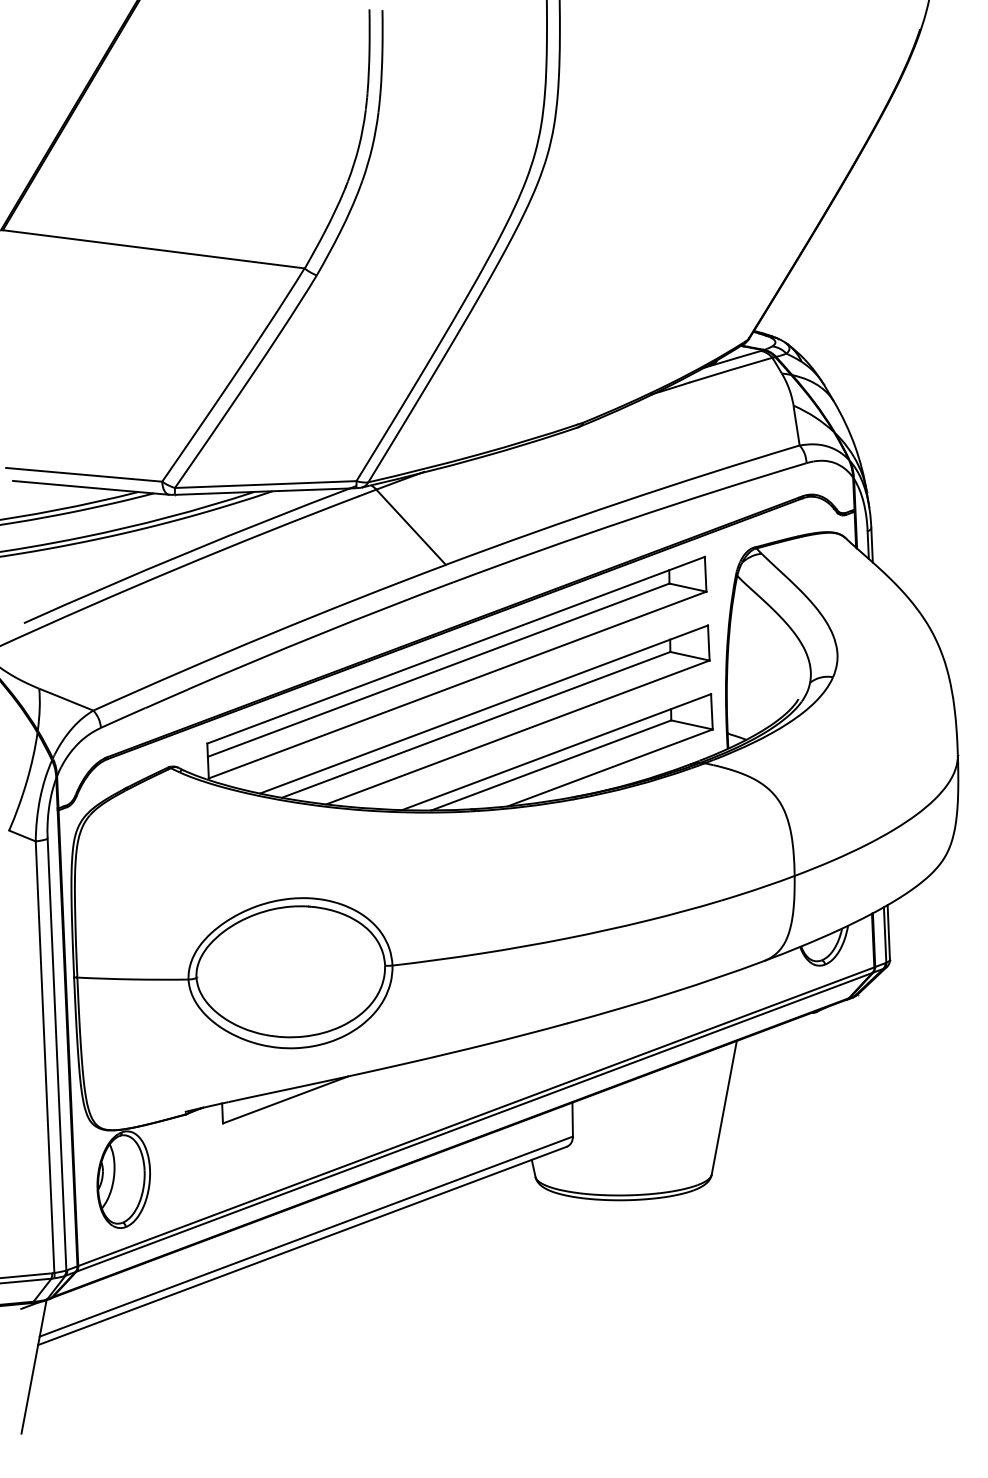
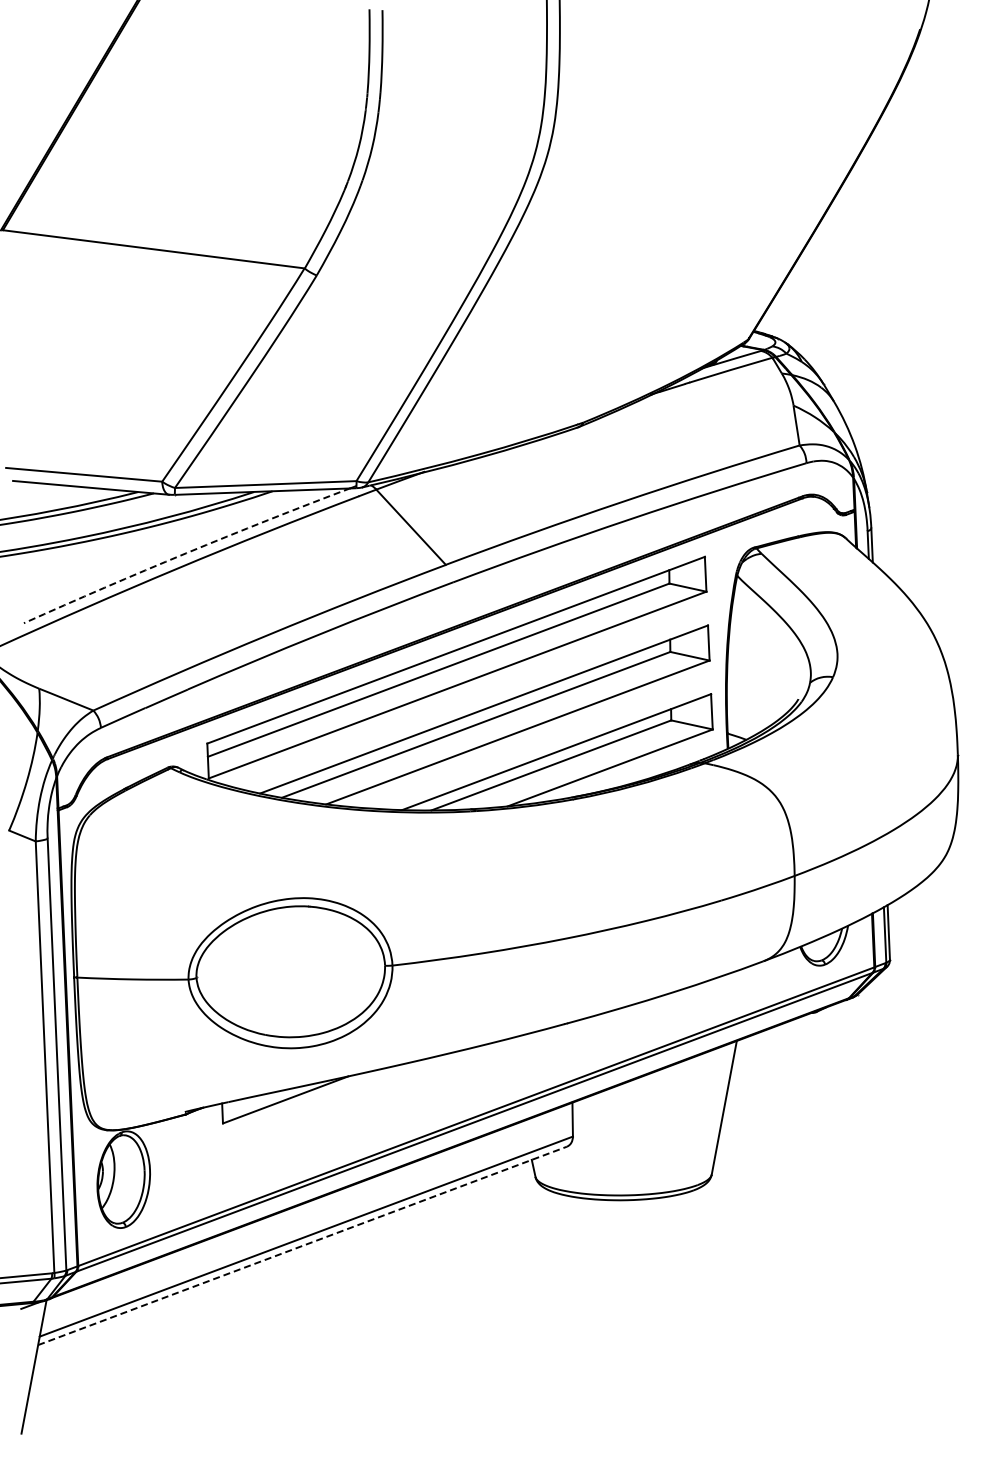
arc: solid -> dashed (186, 553)
line: solid -> dashed (302, 1245)
